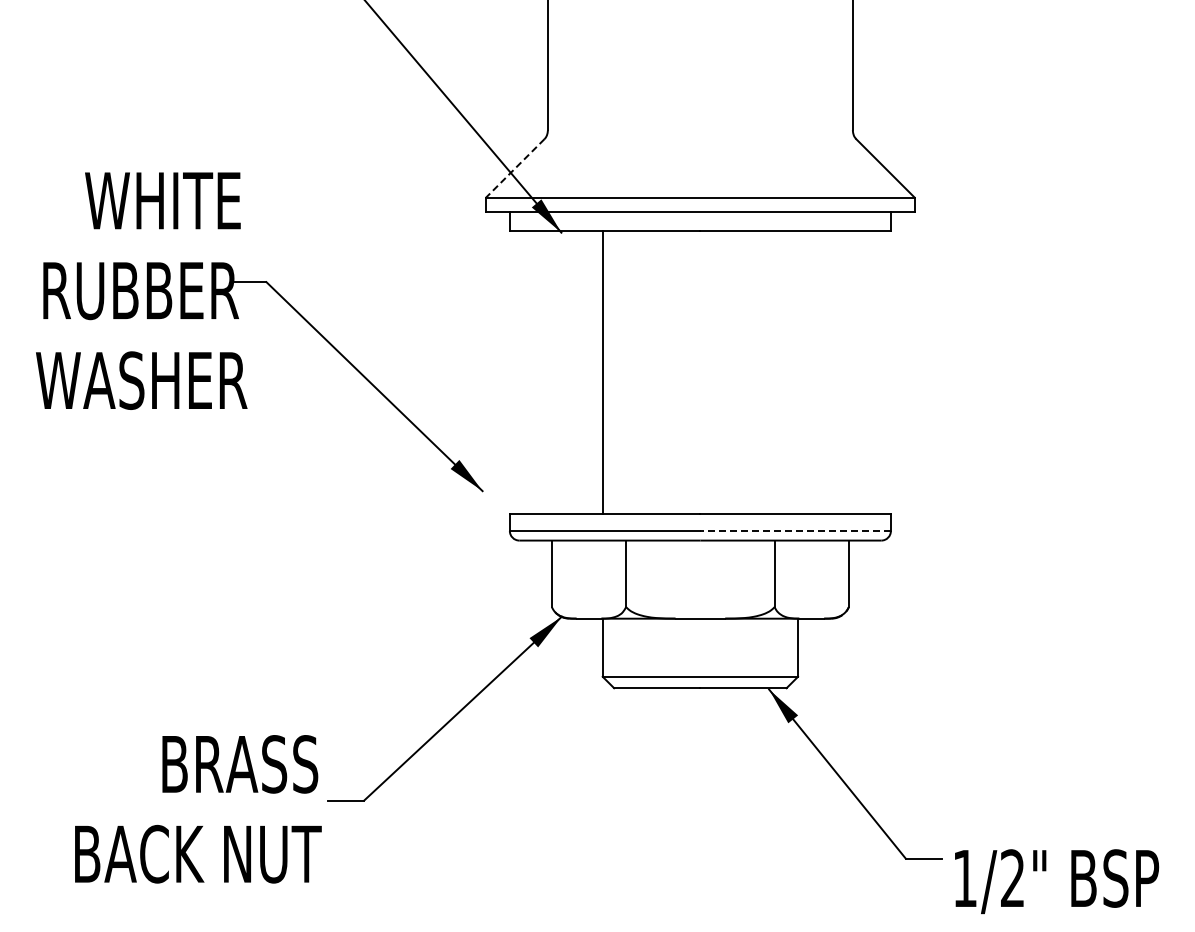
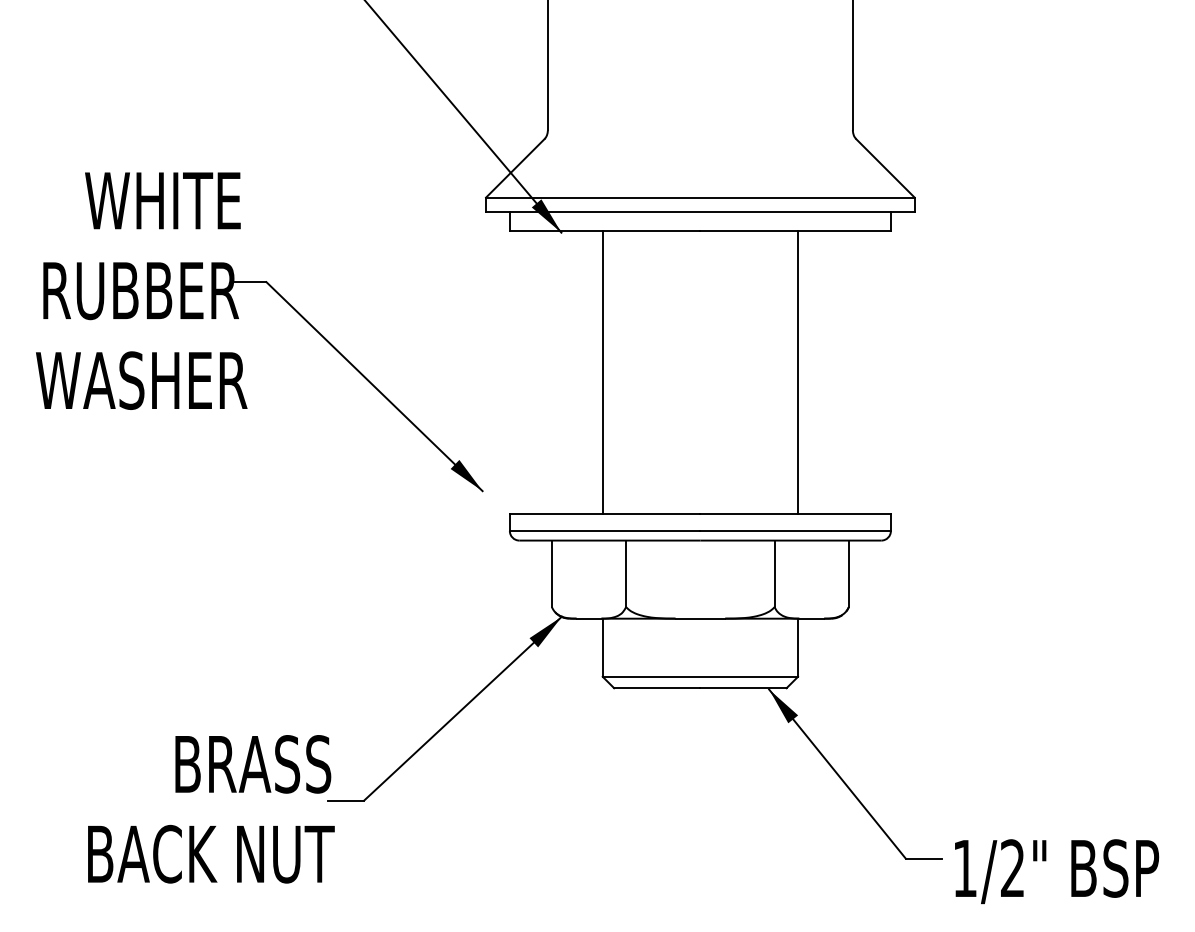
line: dashed -> solid (514, 168)
line: none -> present (798, 371)
line: dashed -> solid (795, 531)
text position: (198, 809) -> (211, 809) (211, 809)
text position: (1057, 881) -> (1057, 871) (1057, 871)
